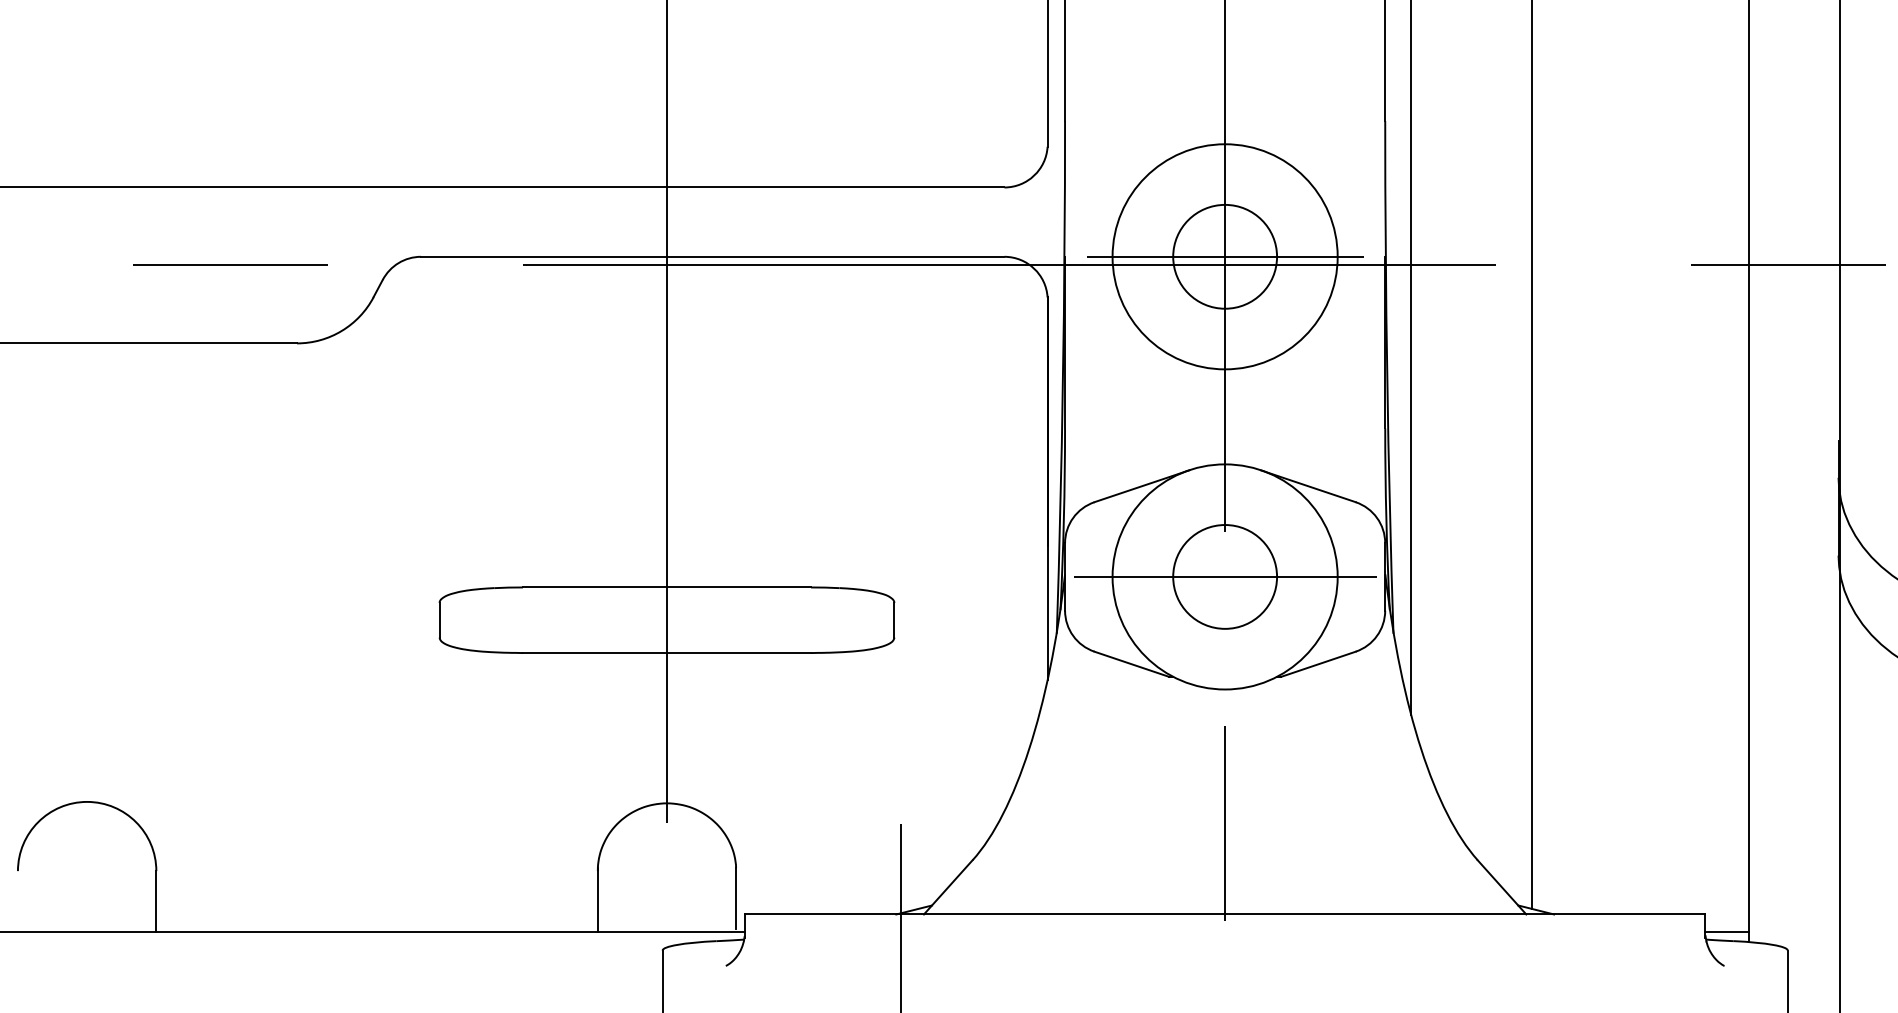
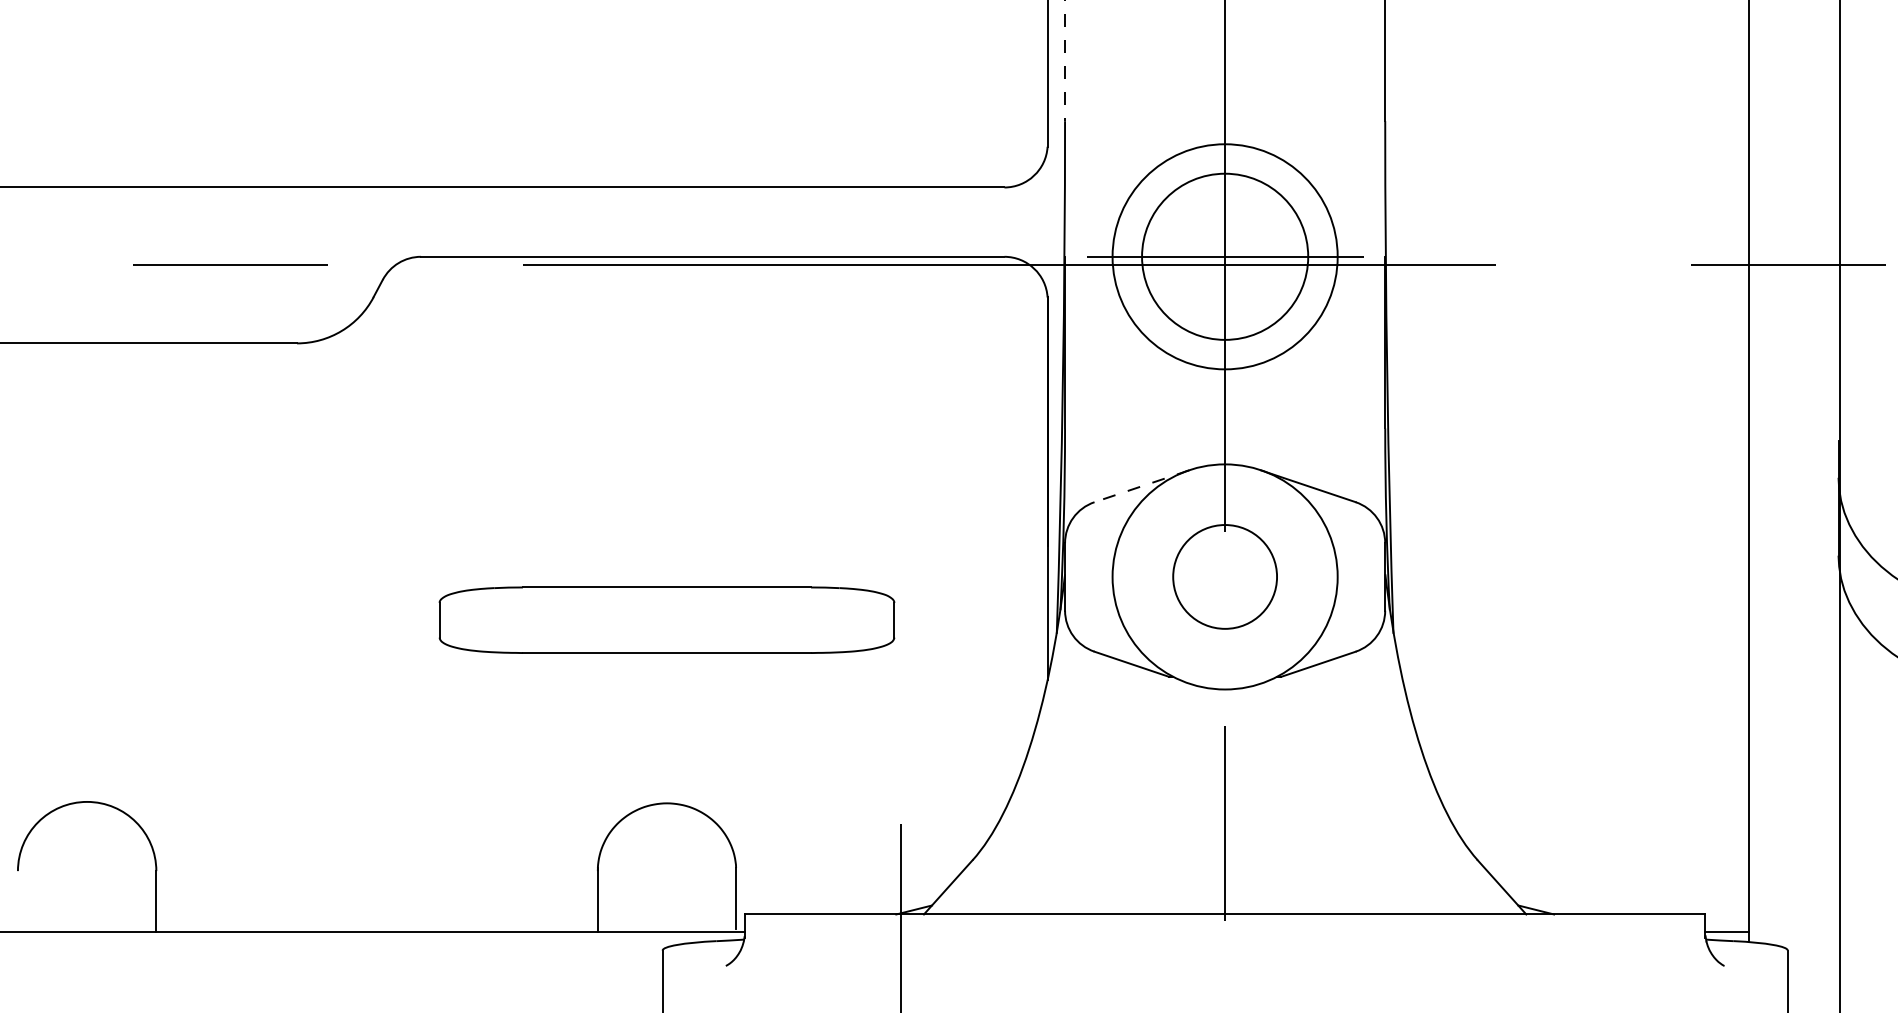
line: solid -> dashed (1065, 61)
circle diameter: 104 px -> 166 px (1225, 256)
line: present -> none (1411, 358)
line: present -> none (667, 412)
line: present -> none (1532, 455)
line: solid -> dashed (1141, 486)
line: present -> none (1224, 576)
